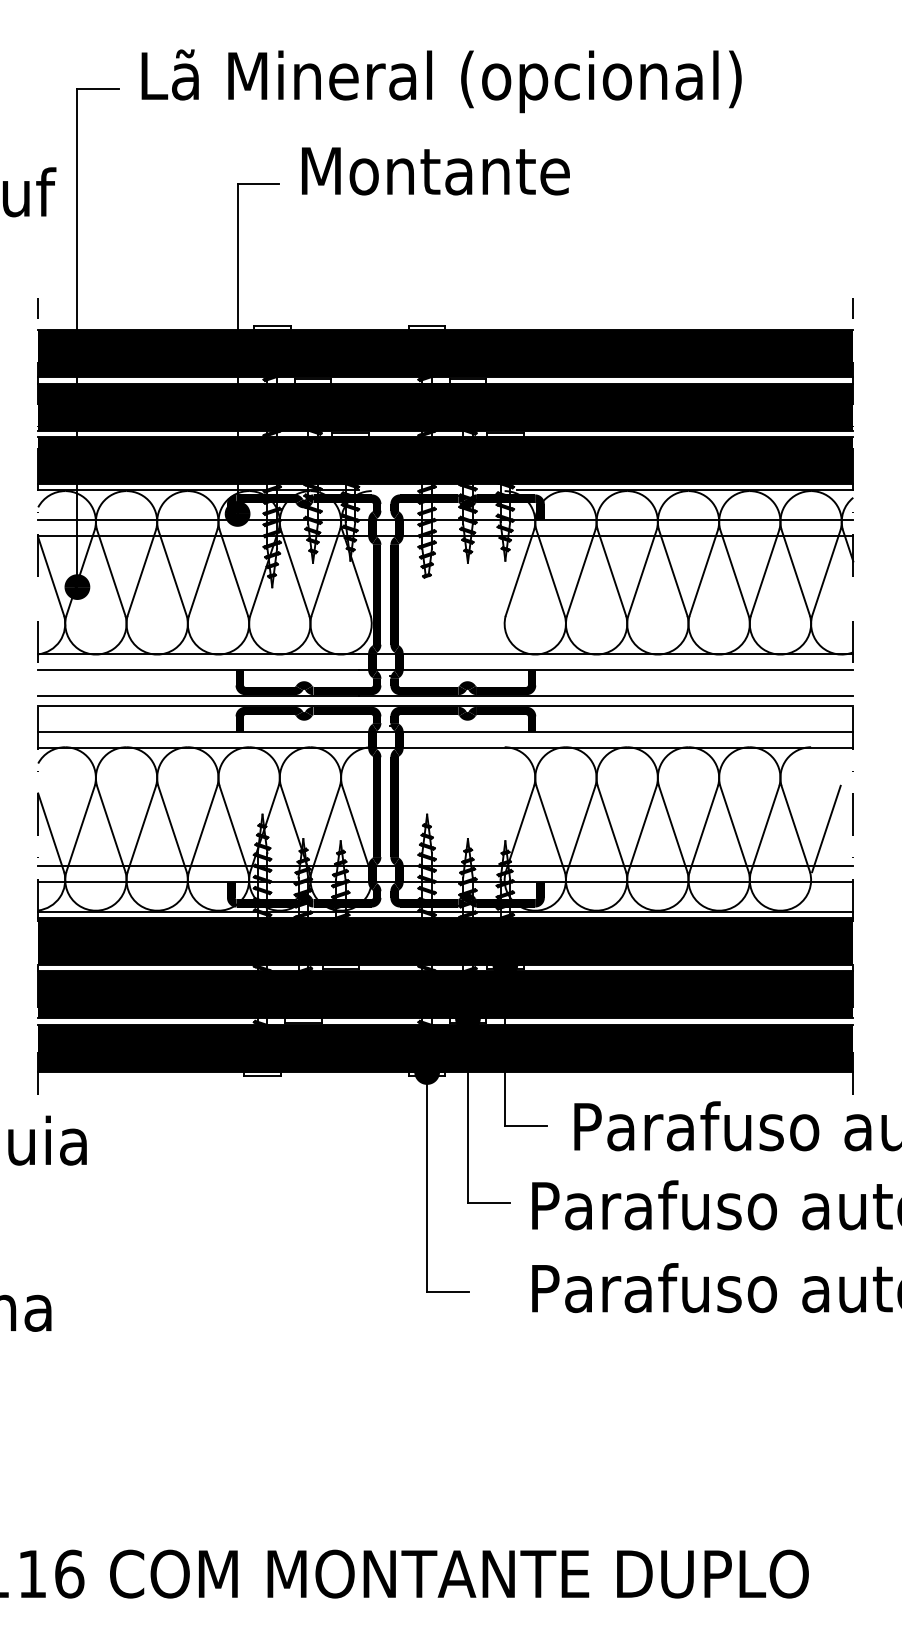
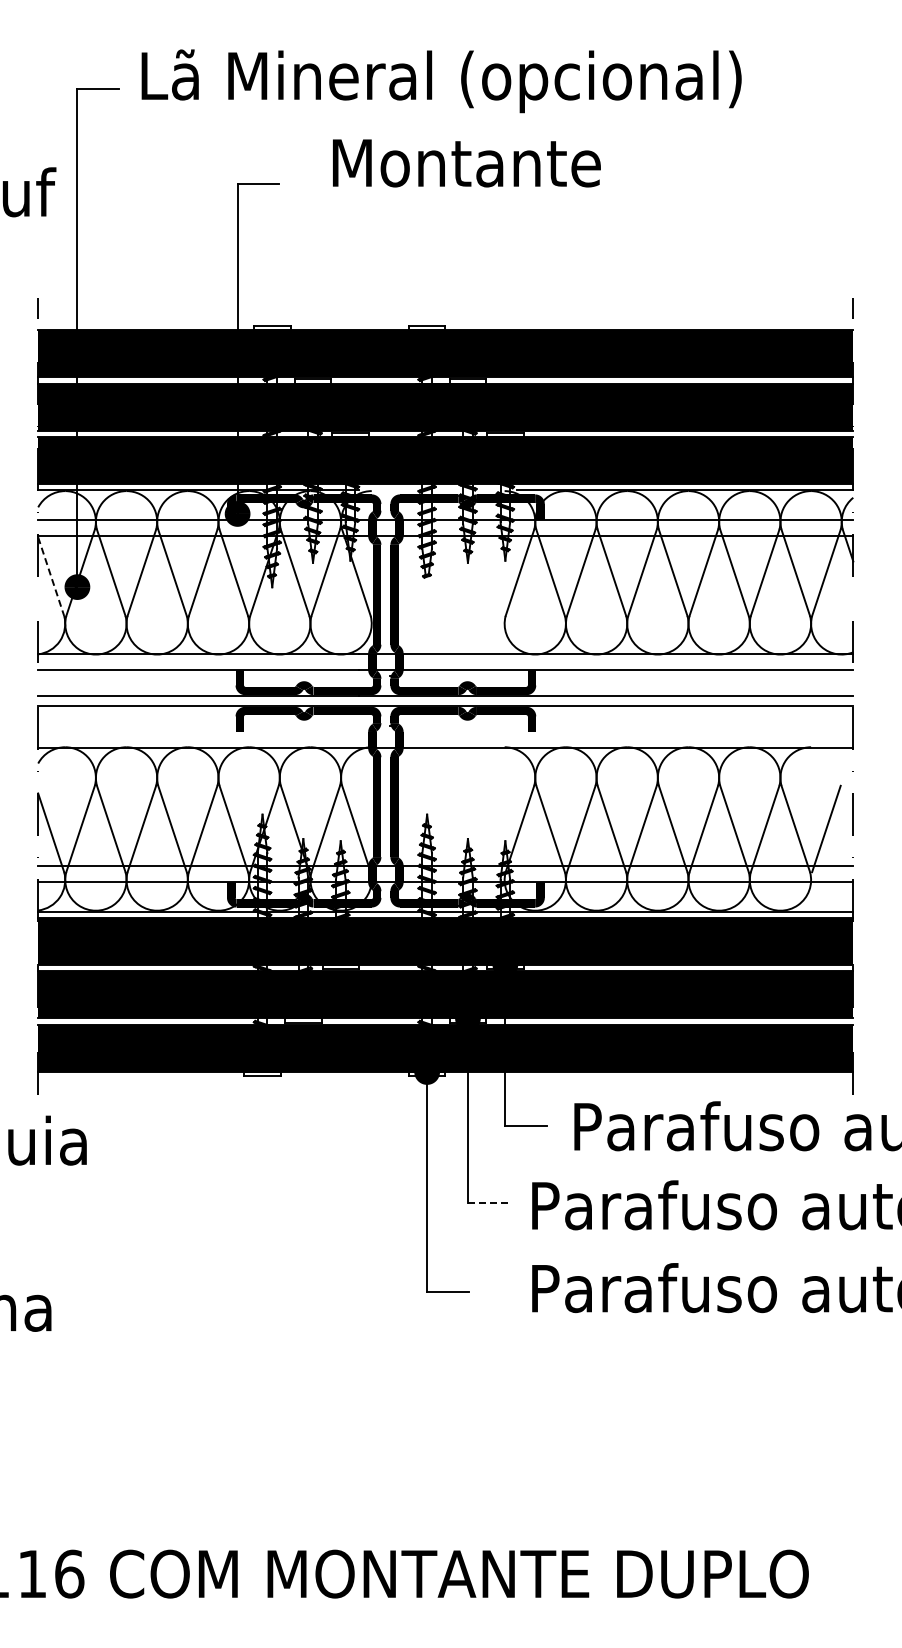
text position: (435, 171) -> (466, 163) (466, 163)
line: solid -> dashed (51, 577)
line: present -> none (445, 732)
line: solid -> dashed (488, 1203)
